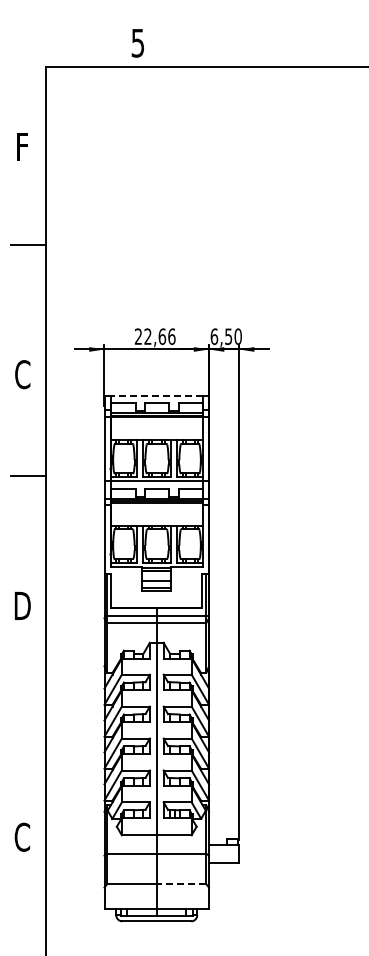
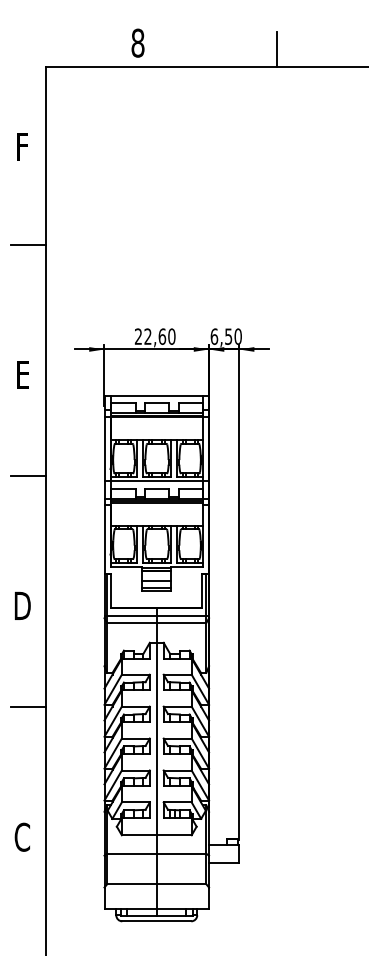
text: 5 -> 8 (137, 42)
line: none -> present (277, 48)
text: 22,66 -> 22,60 (171, 336)
text: C -> E (22, 374)
line: dashed -> solid (156, 395)
line: none -> present (28, 707)
line: dashed -> solid (181, 884)
